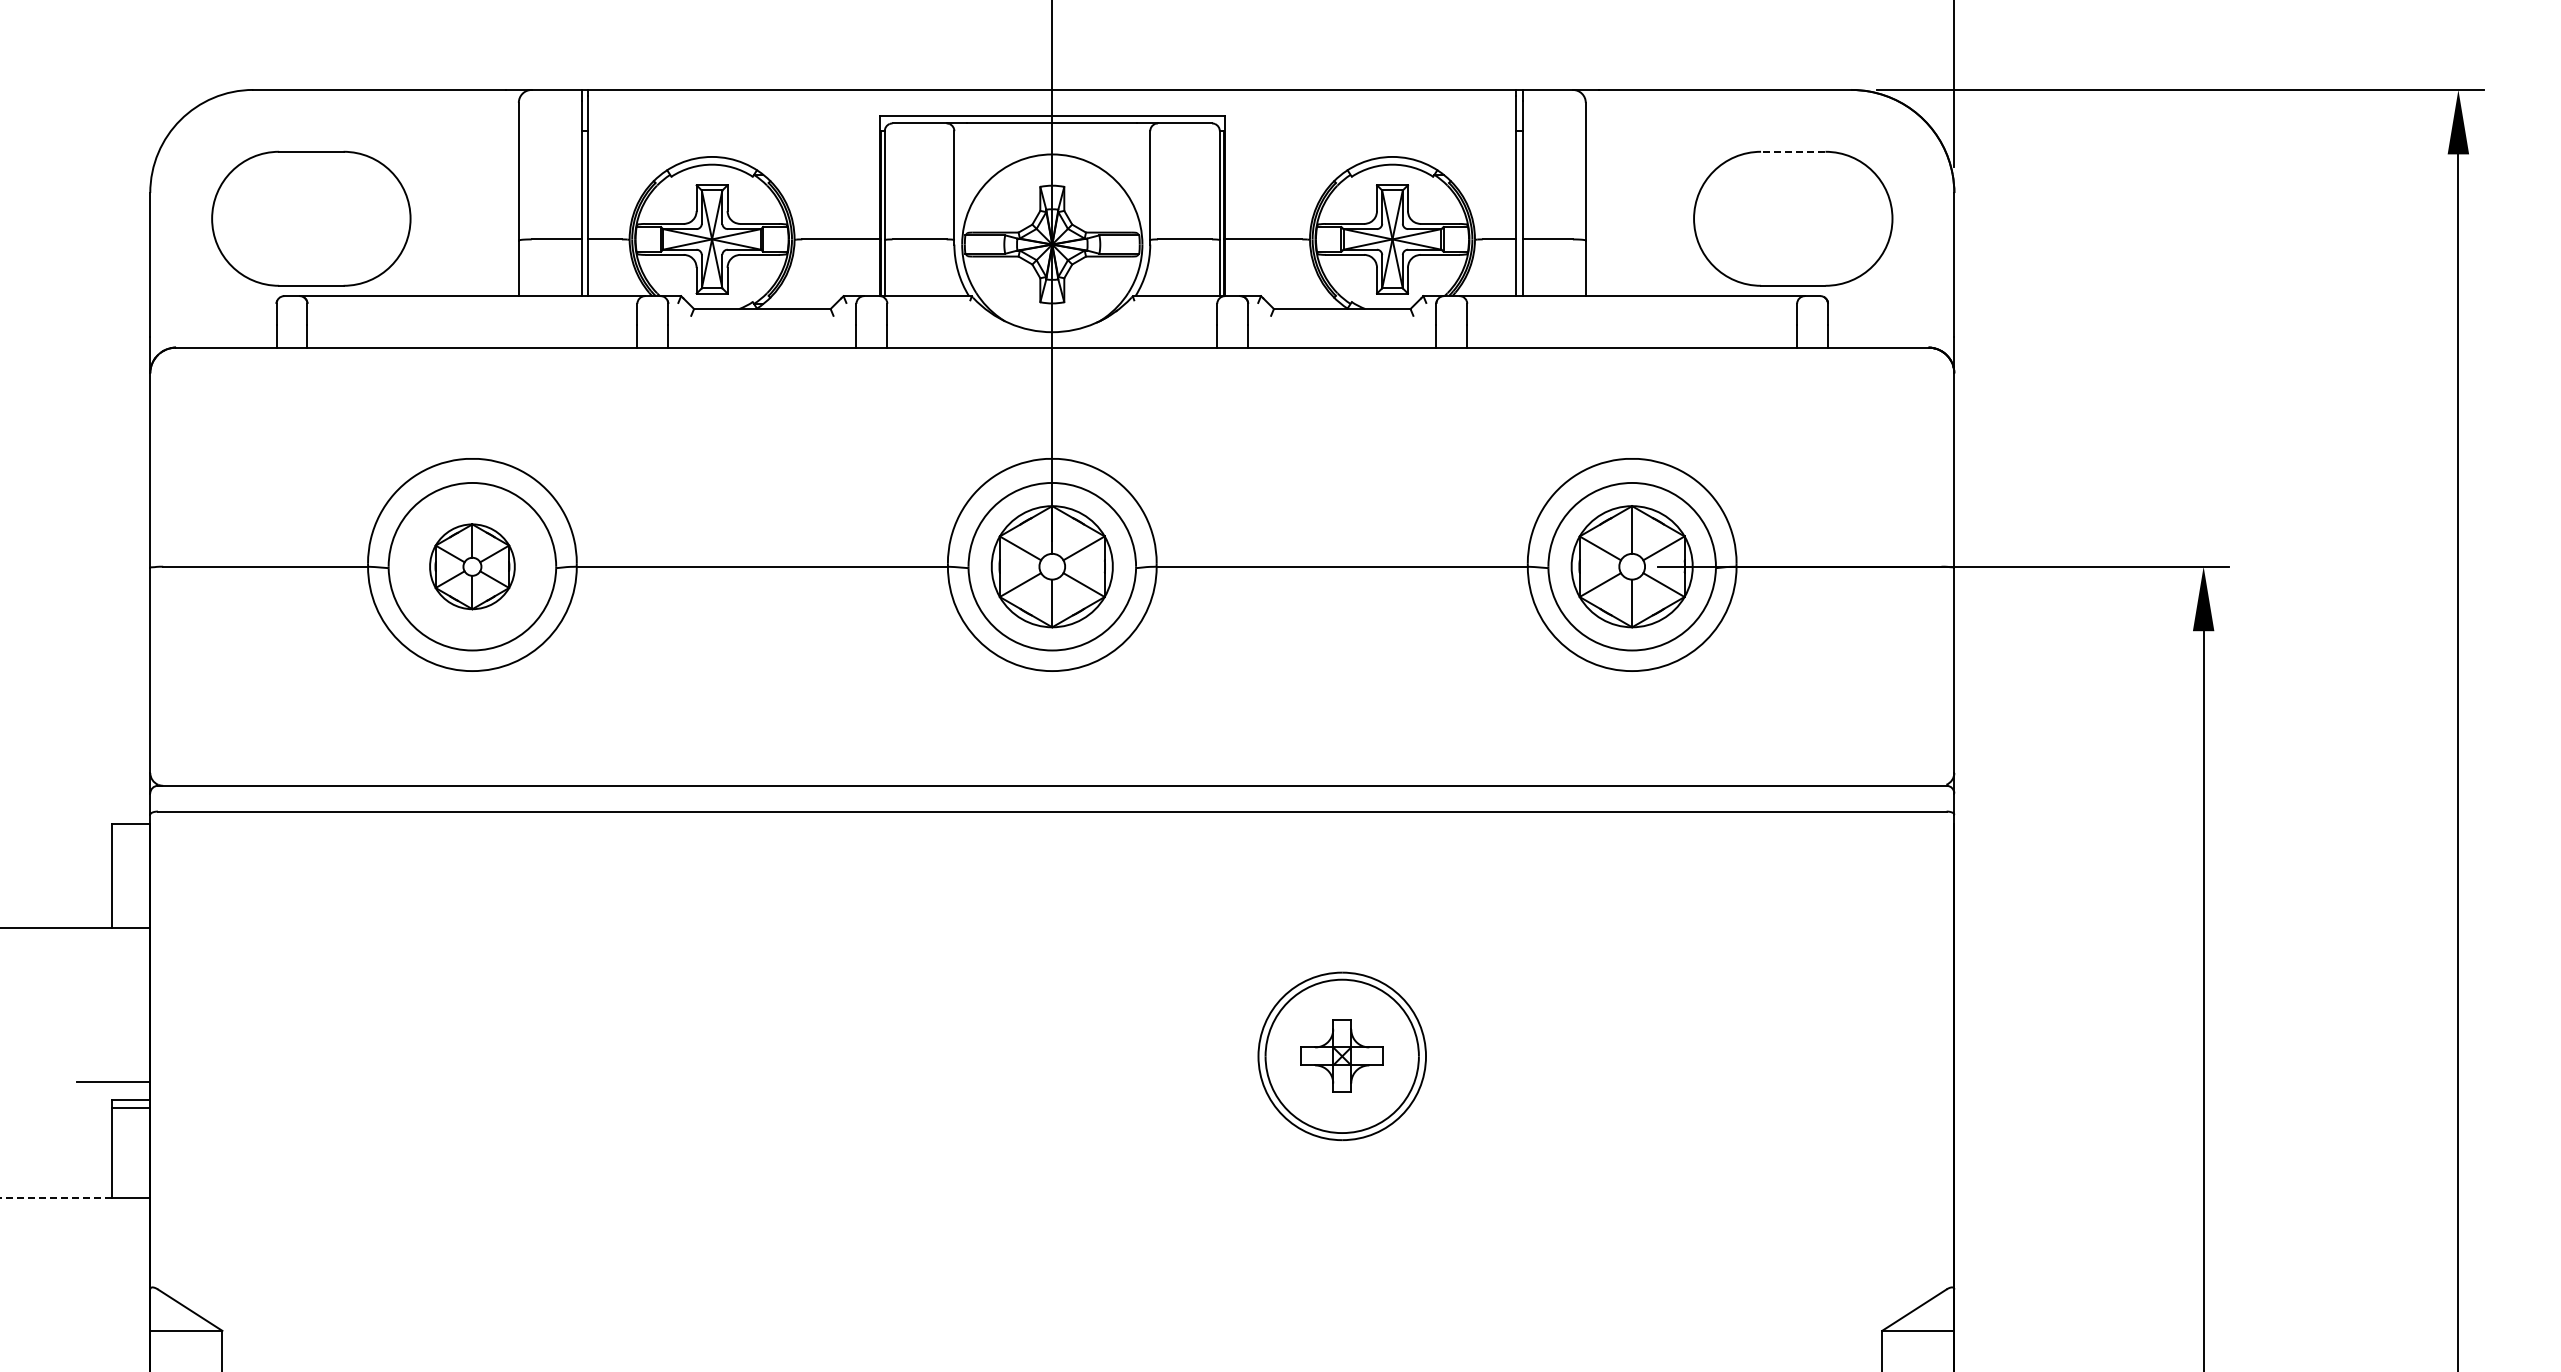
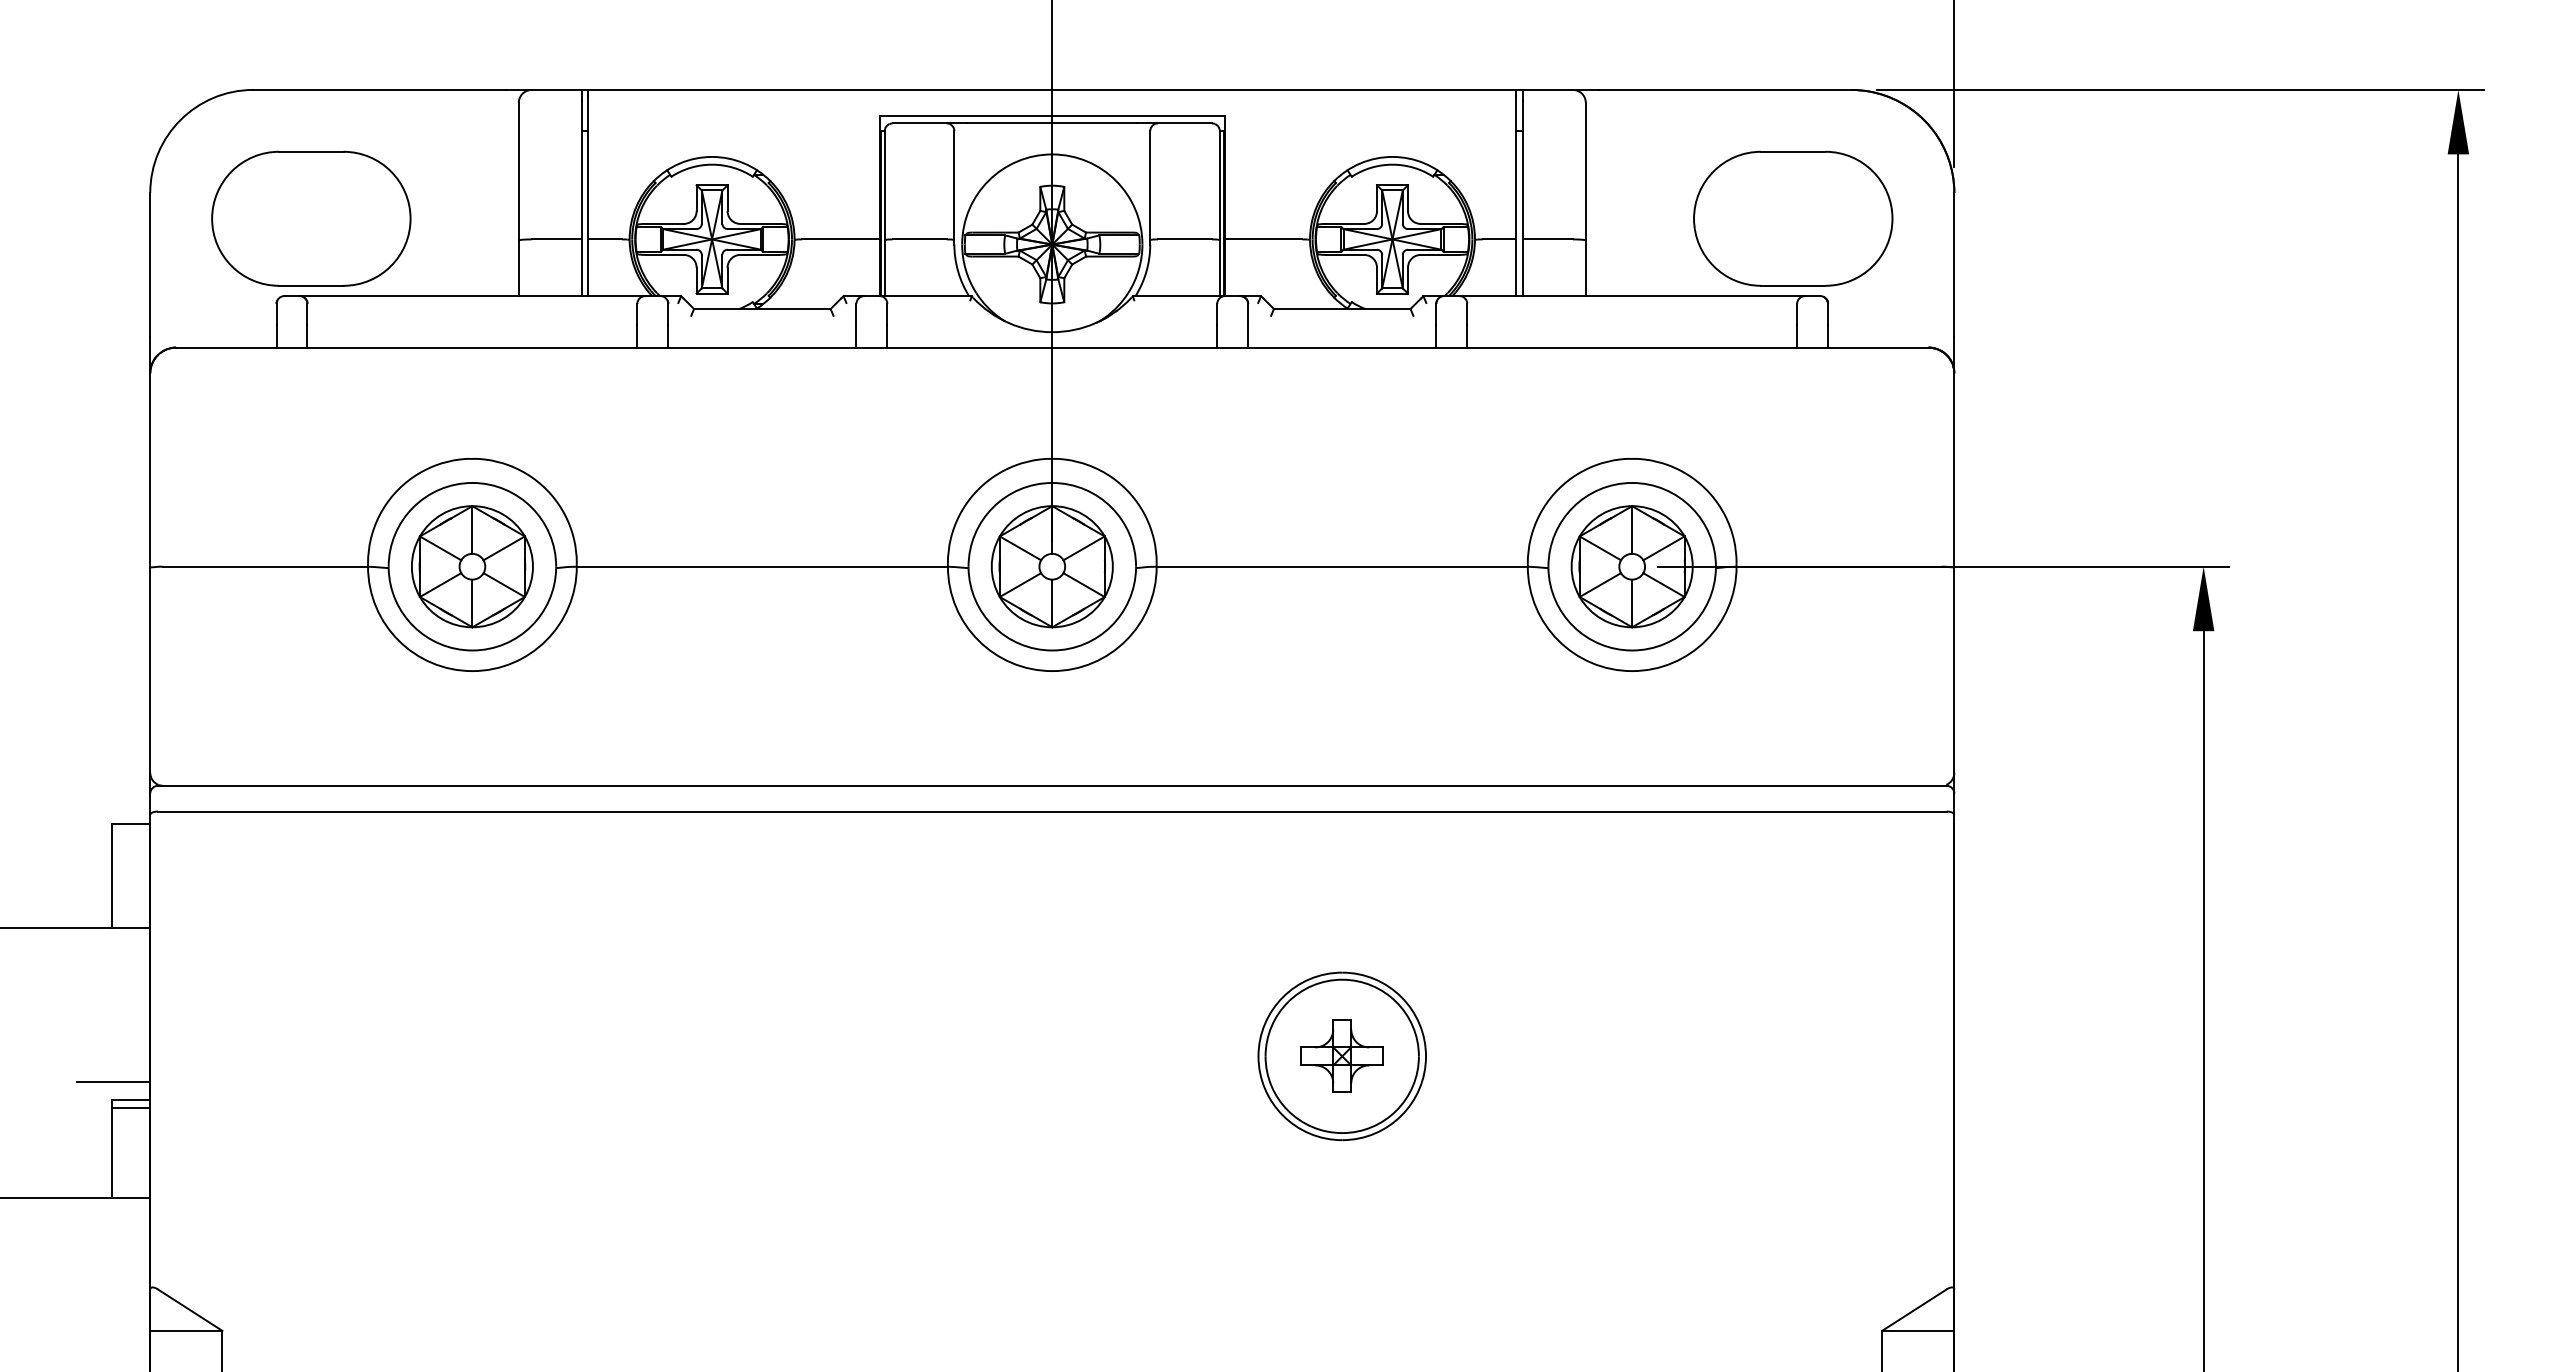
line: dashed -> solid (1792, 151)
part size: 87x88 px -> 123x124 px (472, 566)
line: dashed -> solid (55, 1198)
